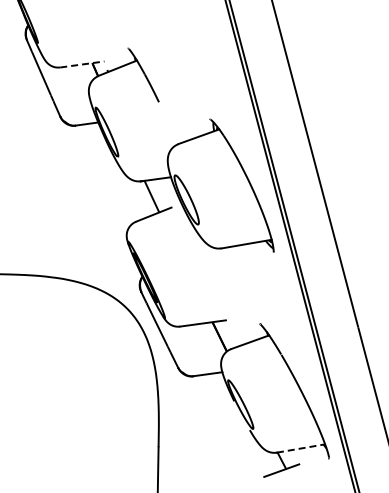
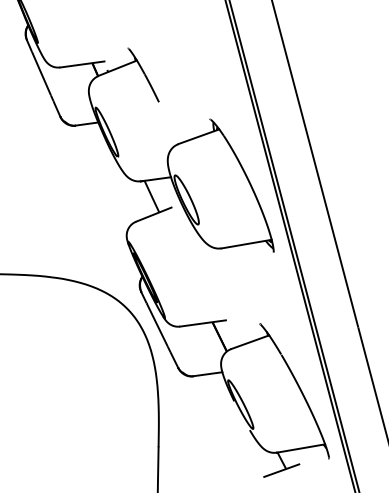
line: dashed -> solid (82, 64)
line: dashed -> solid (301, 448)
